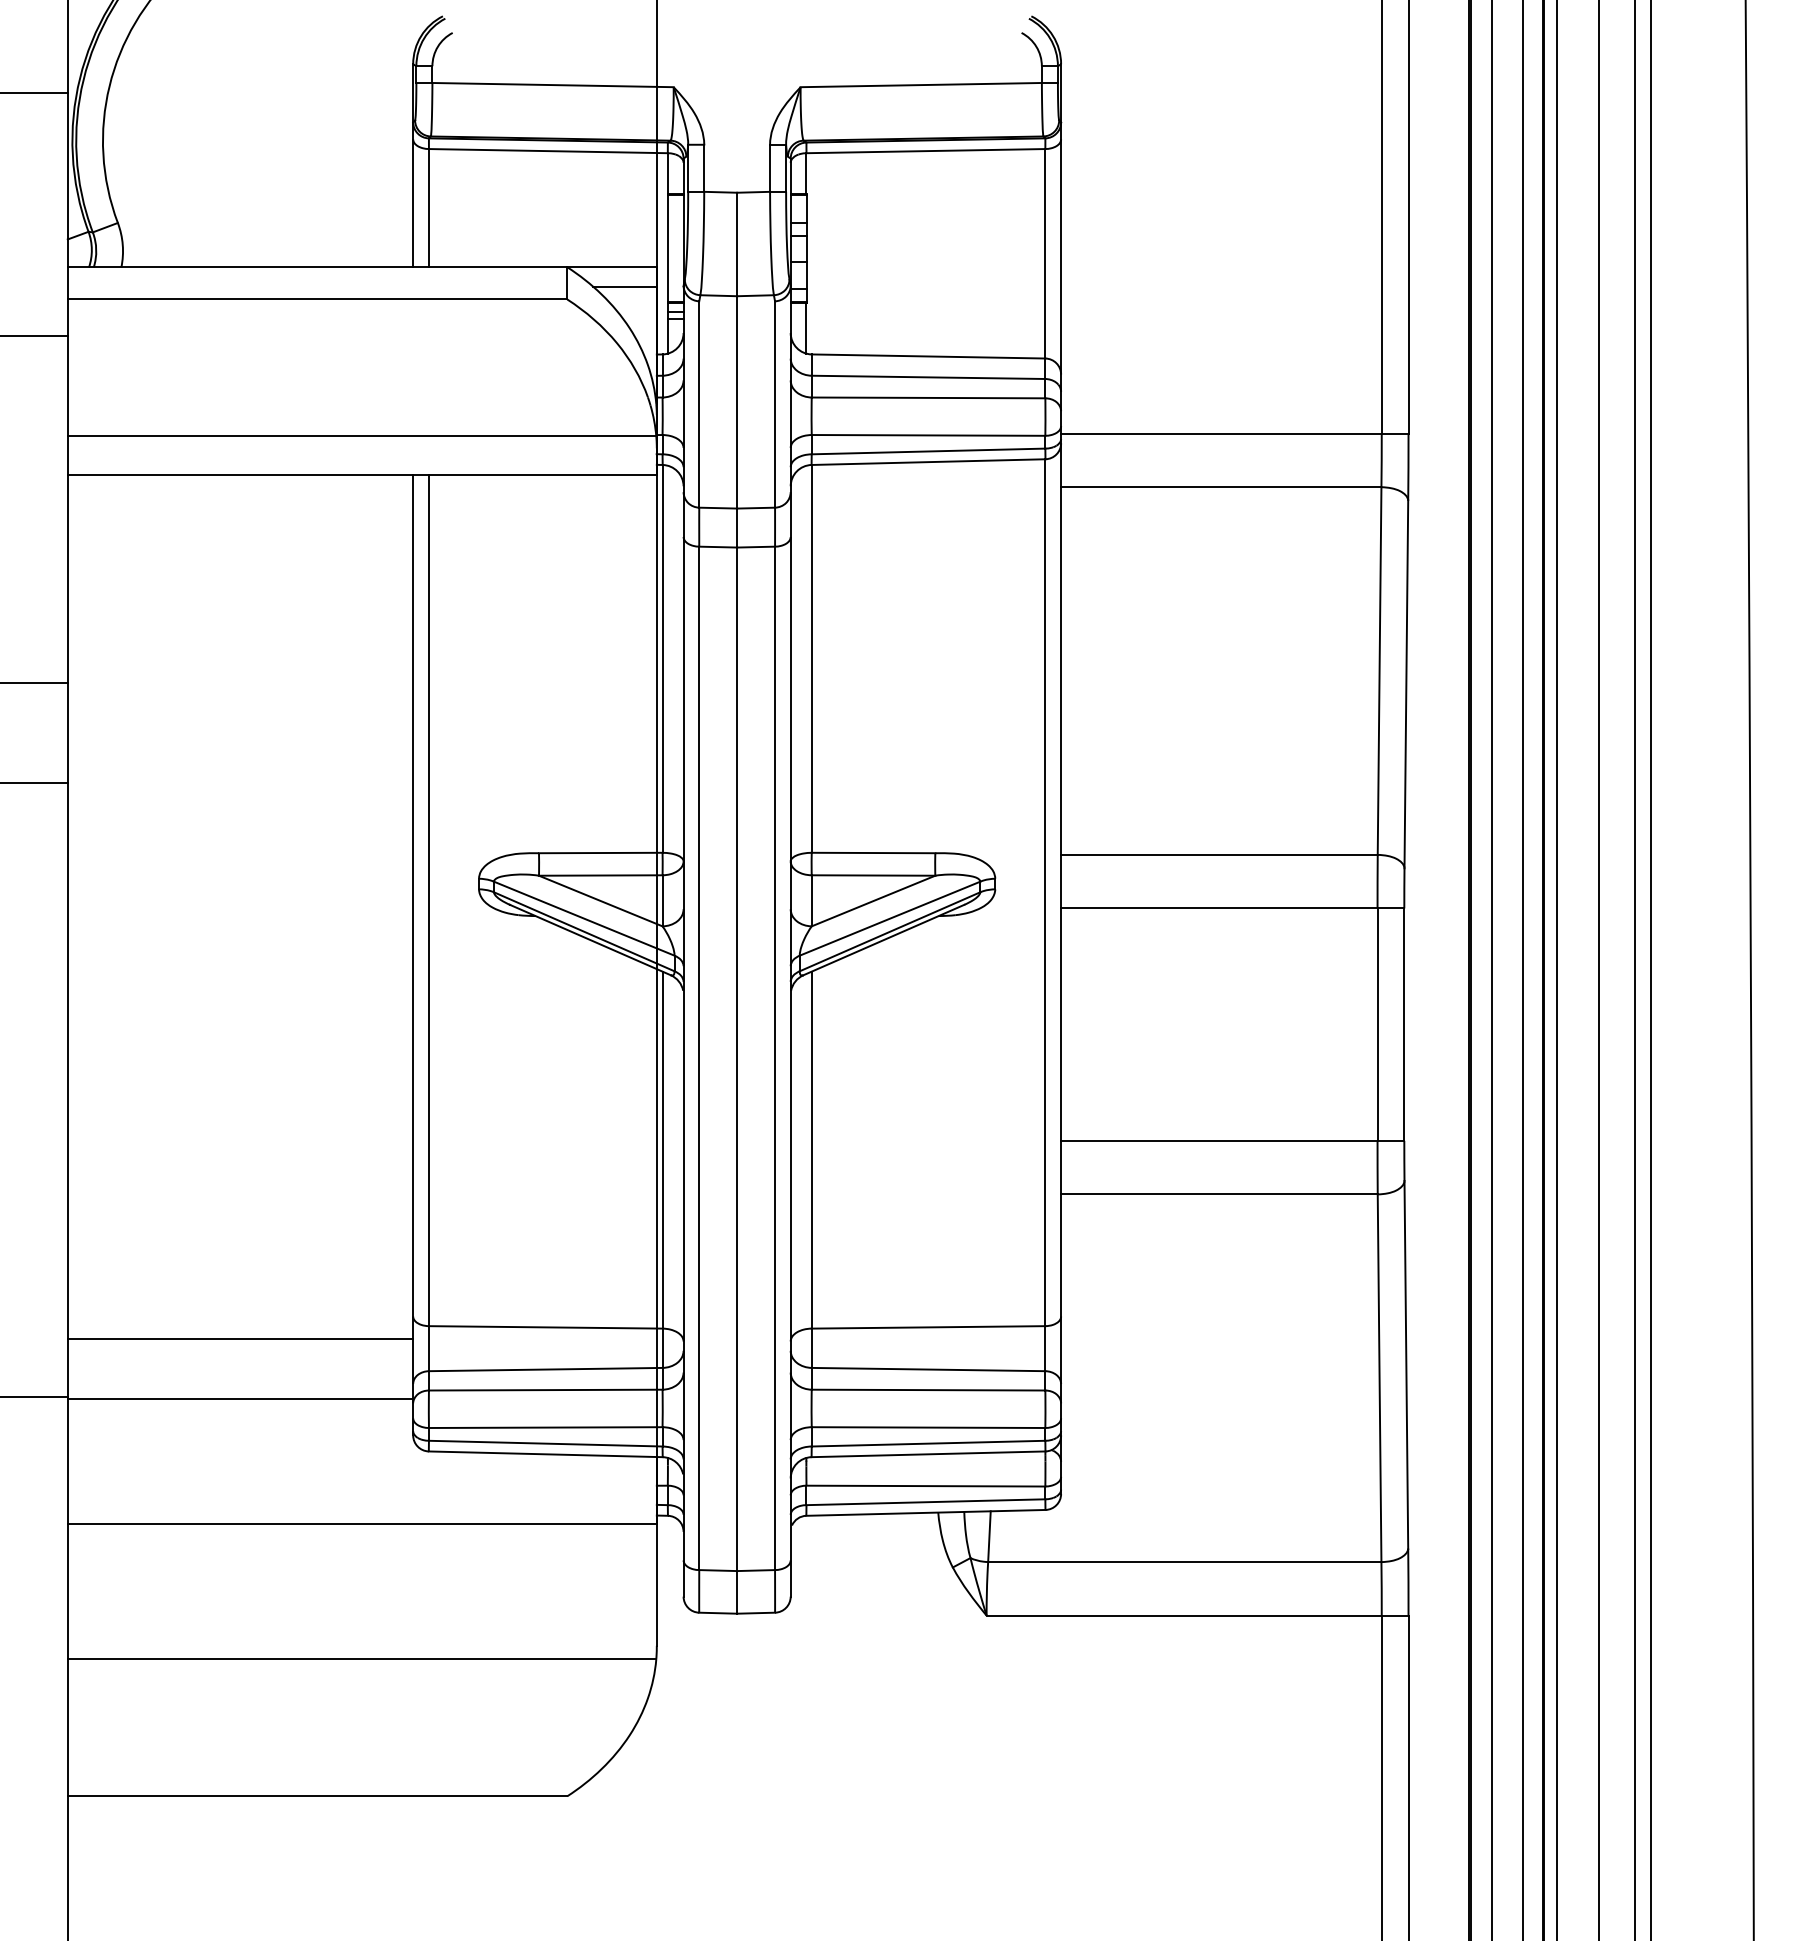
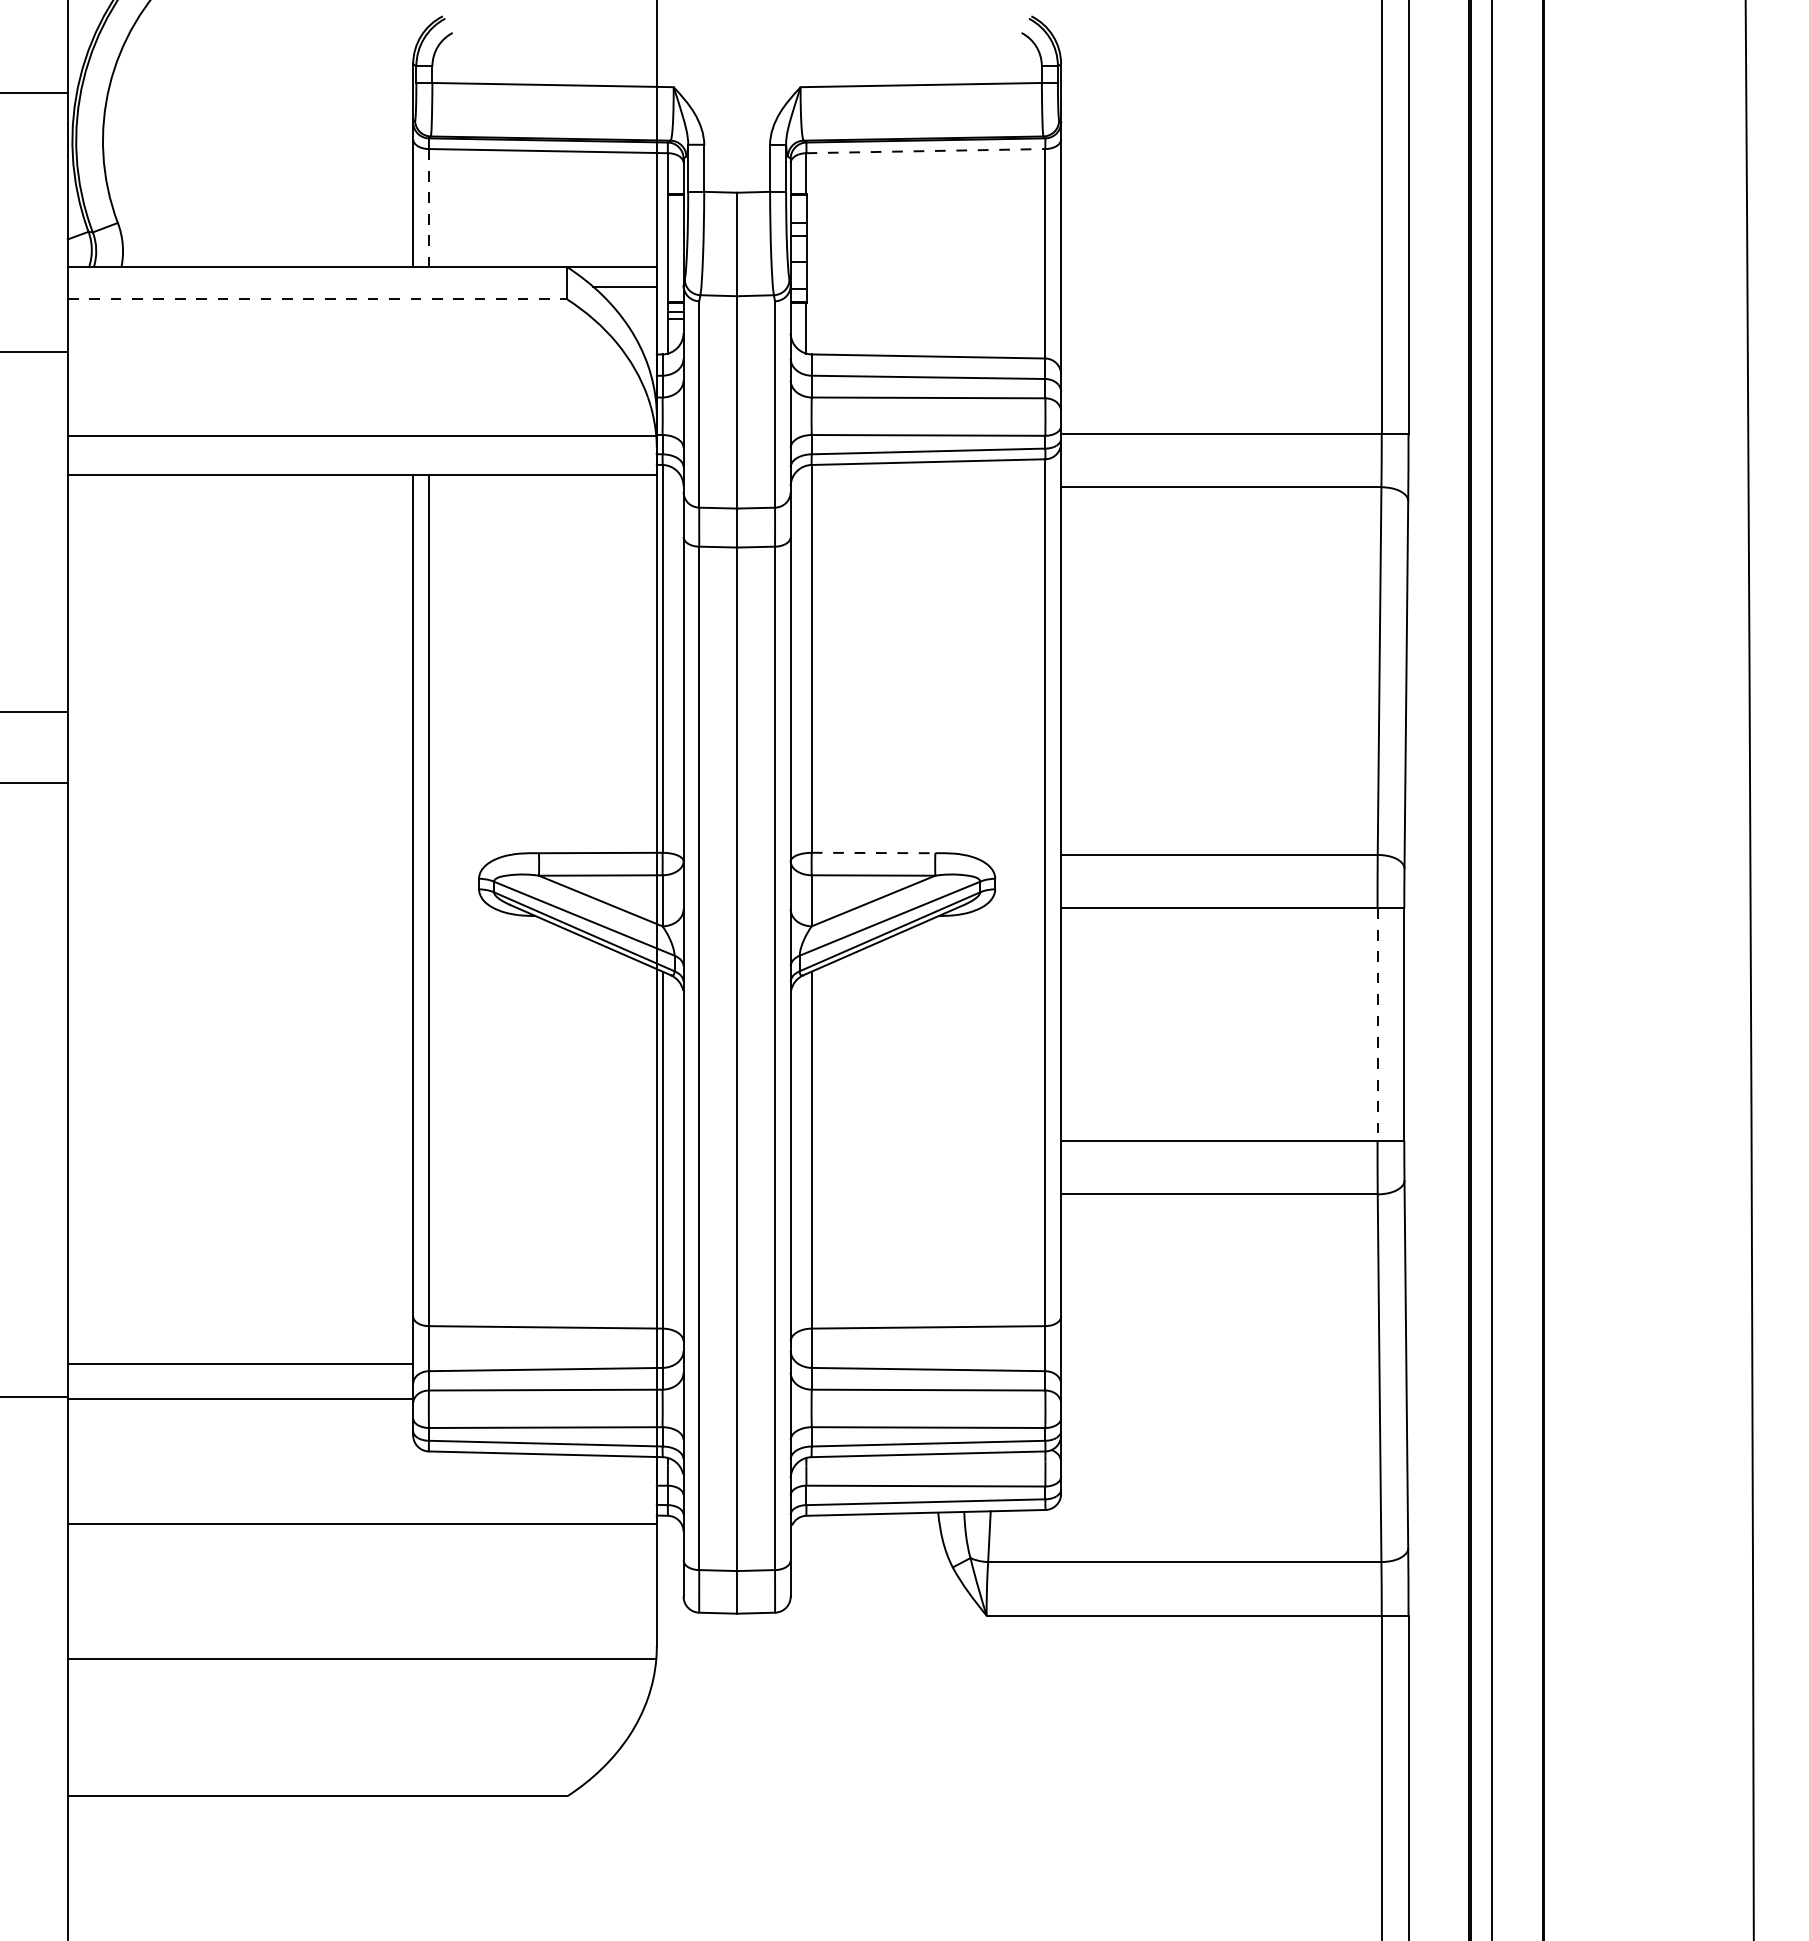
line: solid -> dashed (926, 151)
line: solid -> dashed (428, 207)
line: solid -> dashed (317, 299)
line position: (34, 336) -> (34, 352) (34, 352)
line position: (34, 683) -> (34, 712) (34, 712)
line: solid -> dashed (873, 853)
line: present -> none (1523, 969)
line: present -> none (1557, 969)
line: present -> none (1598, 969)
line: present -> none (1635, 969)
line: present -> none (1650, 969)
line: solid -> dashed (1377, 1025)
line position: (240, 1338) -> (240, 1363) (240, 1363)
